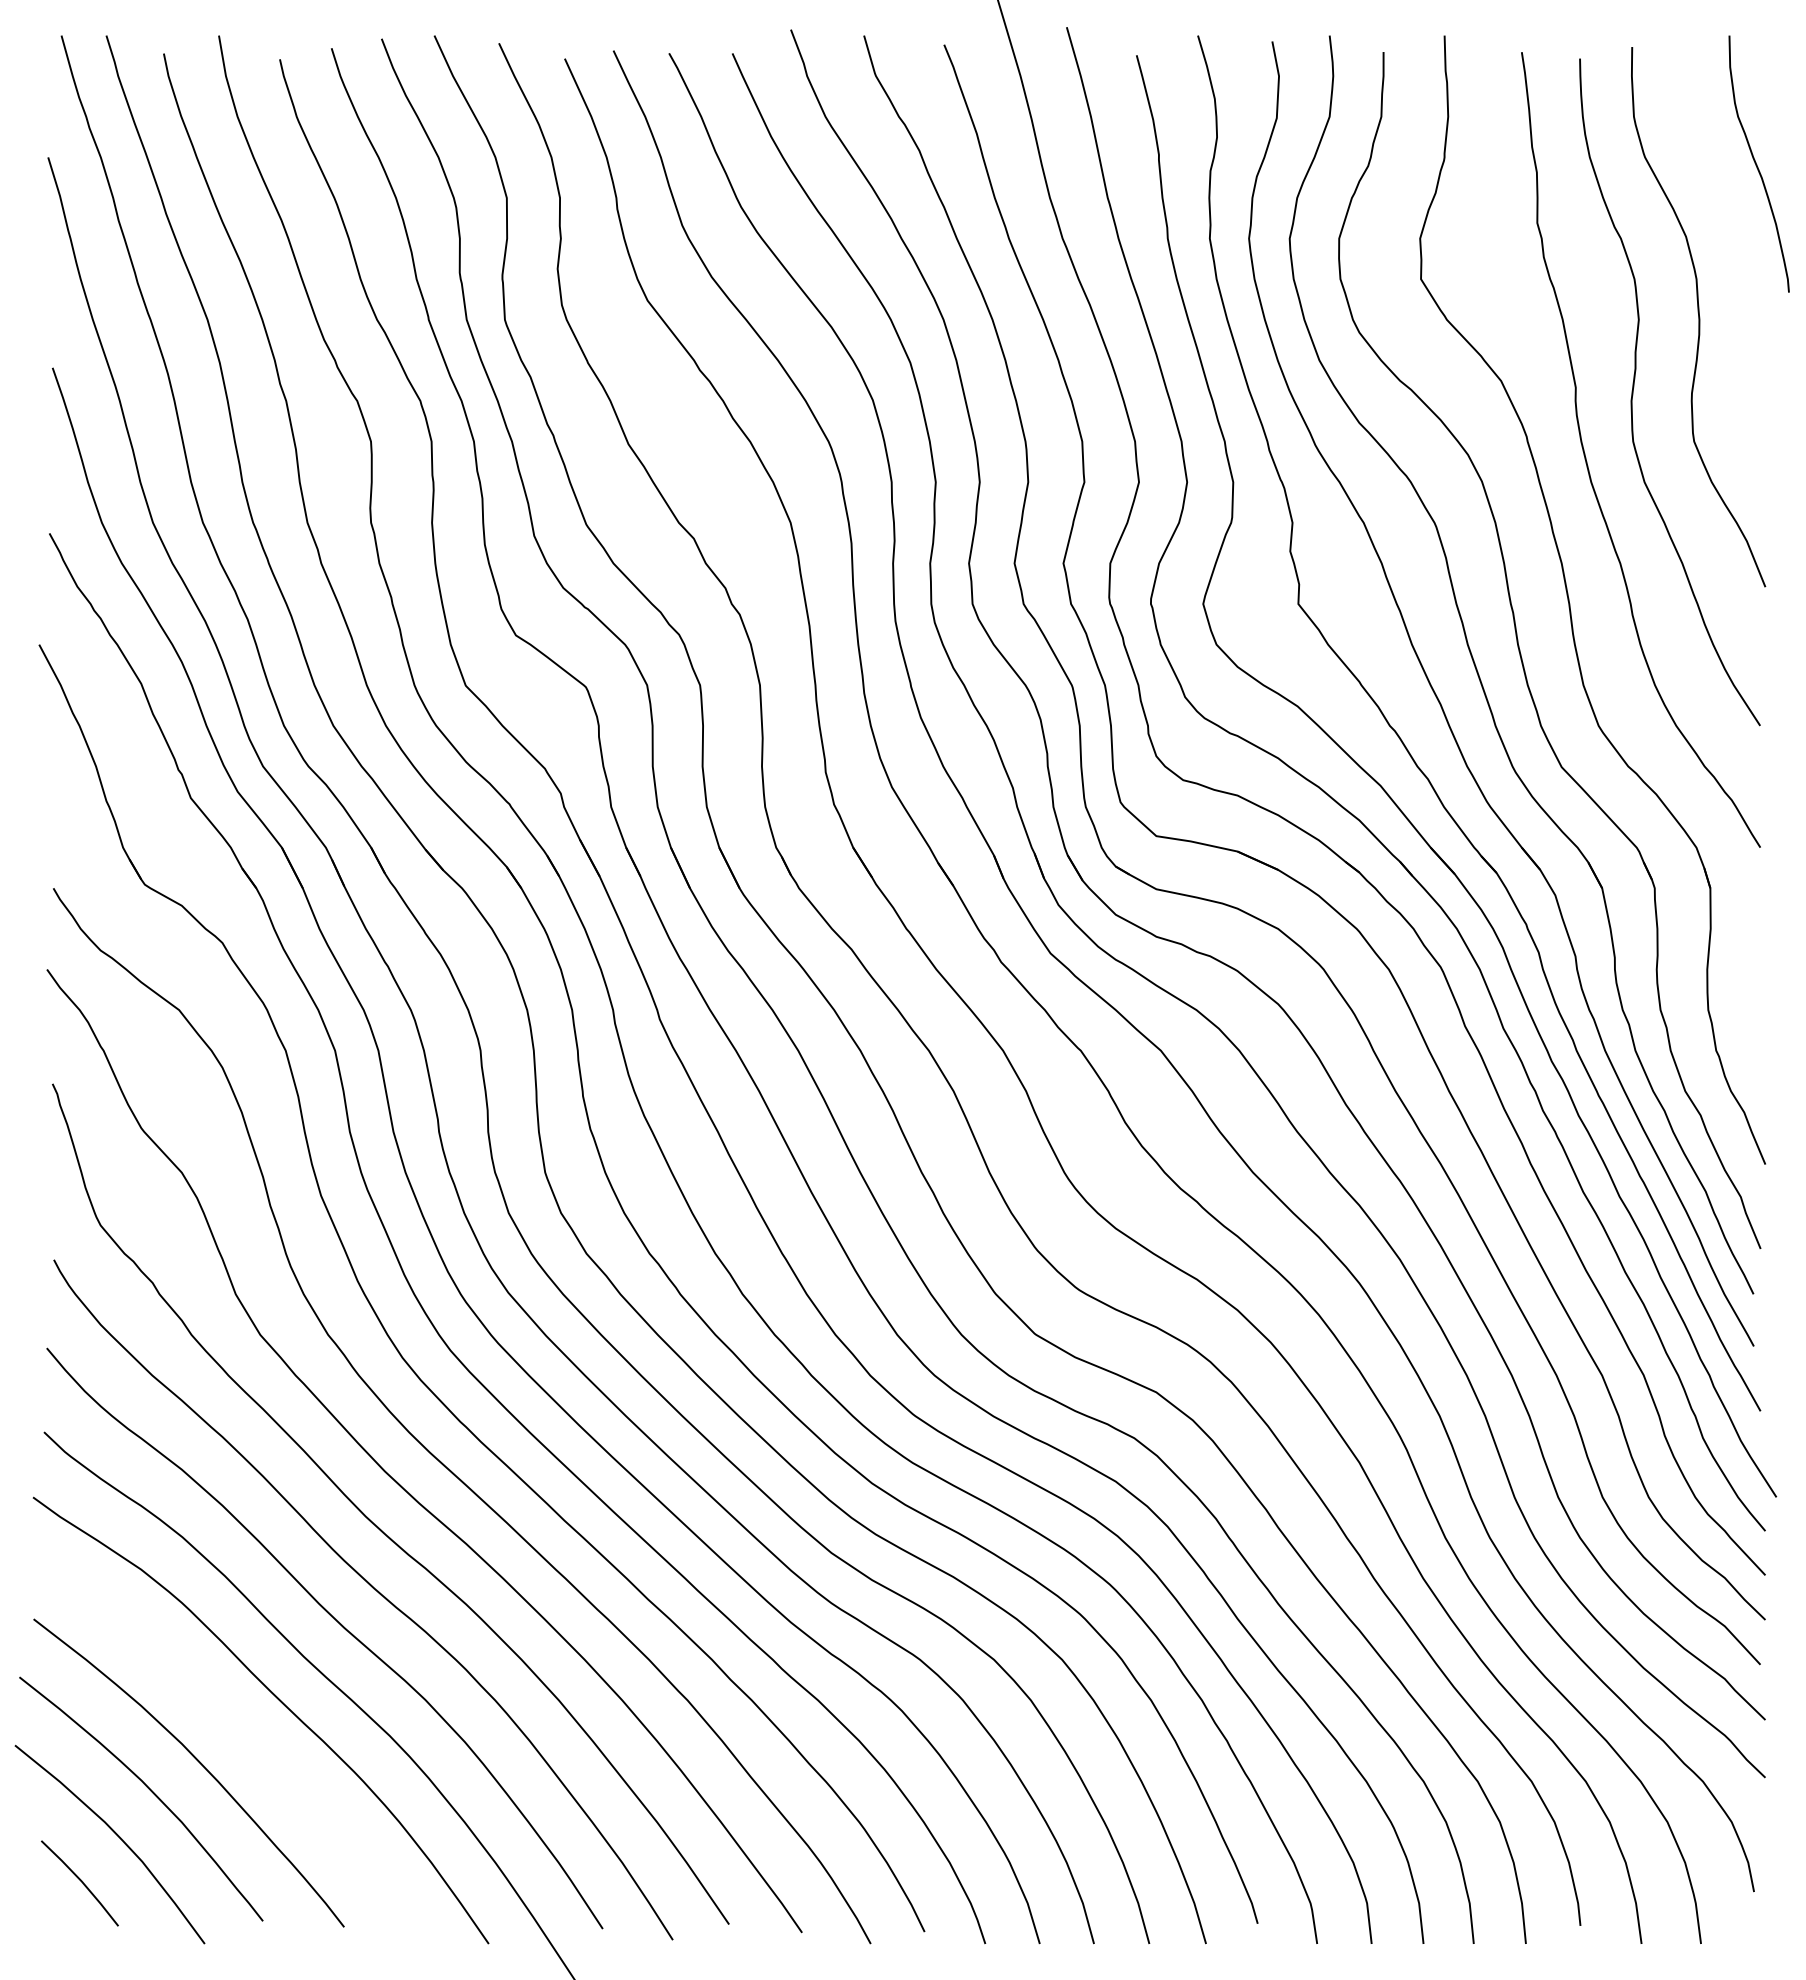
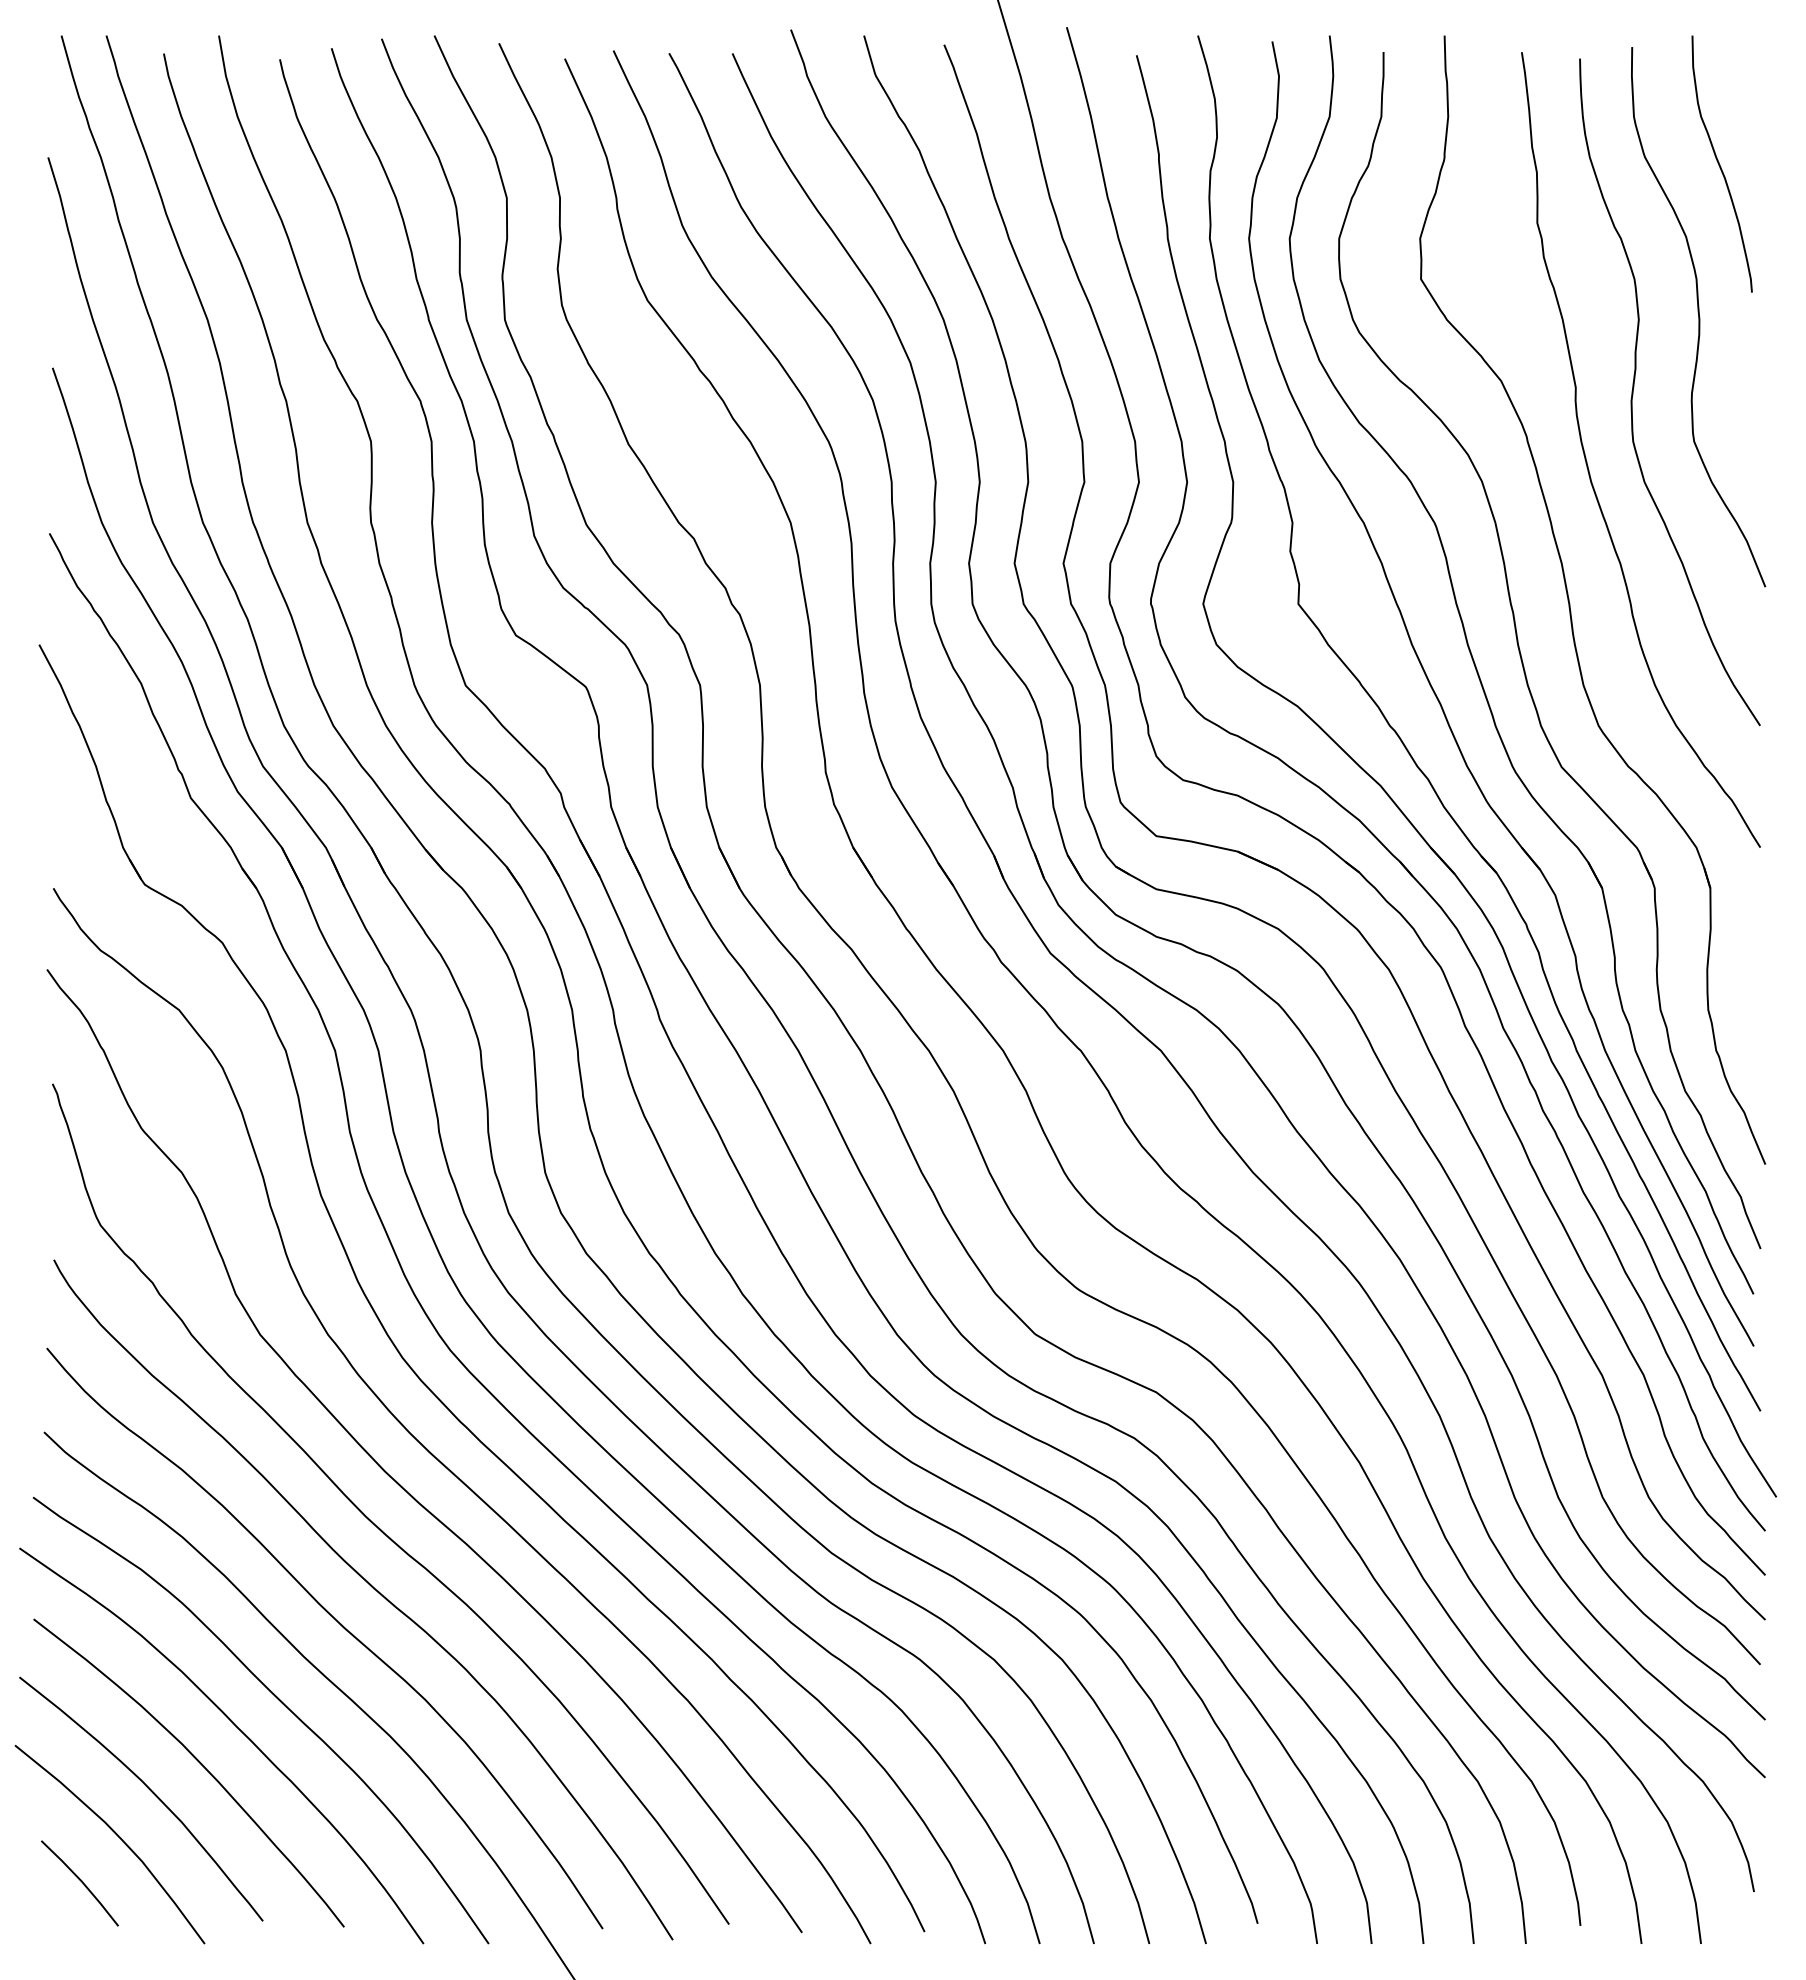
curve position: (1757, 164) -> (1720, 164) (1720, 164)
curve: none -> present (237, 1728)
